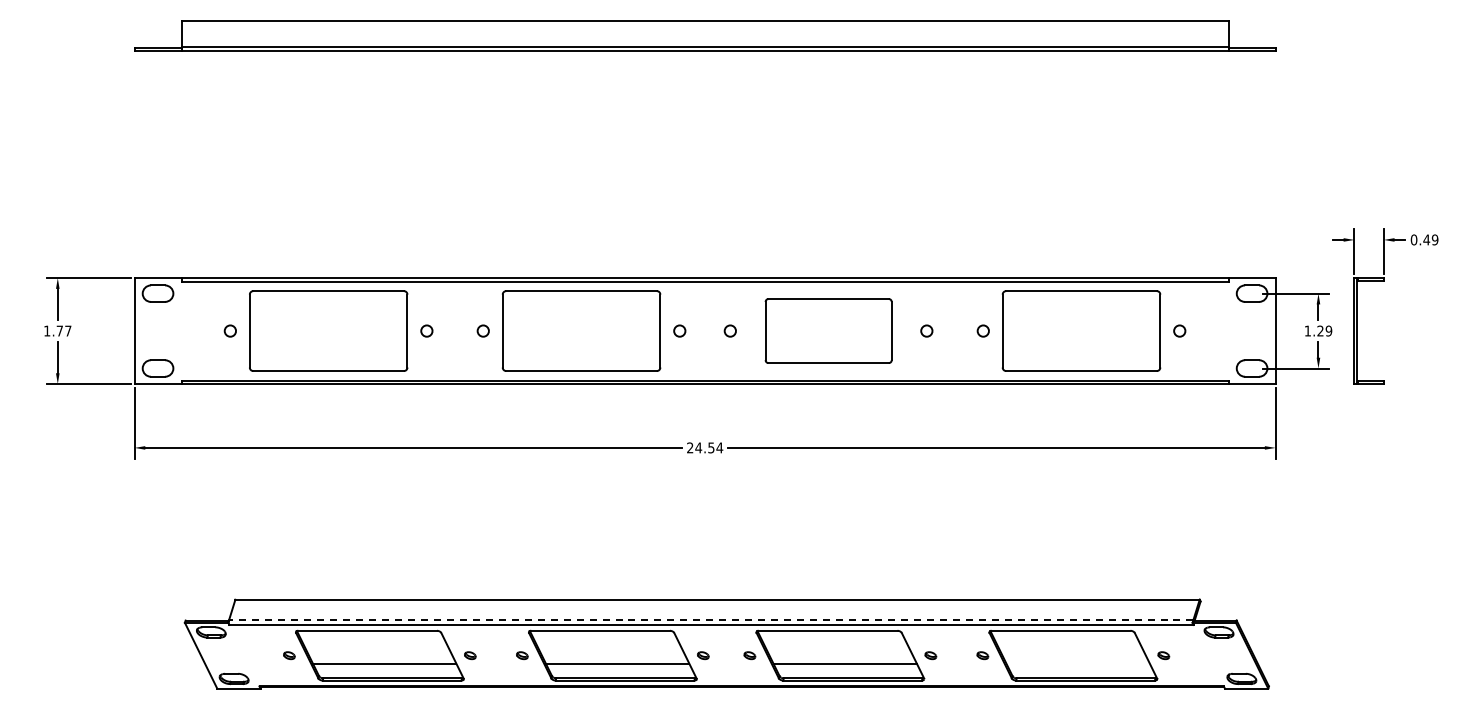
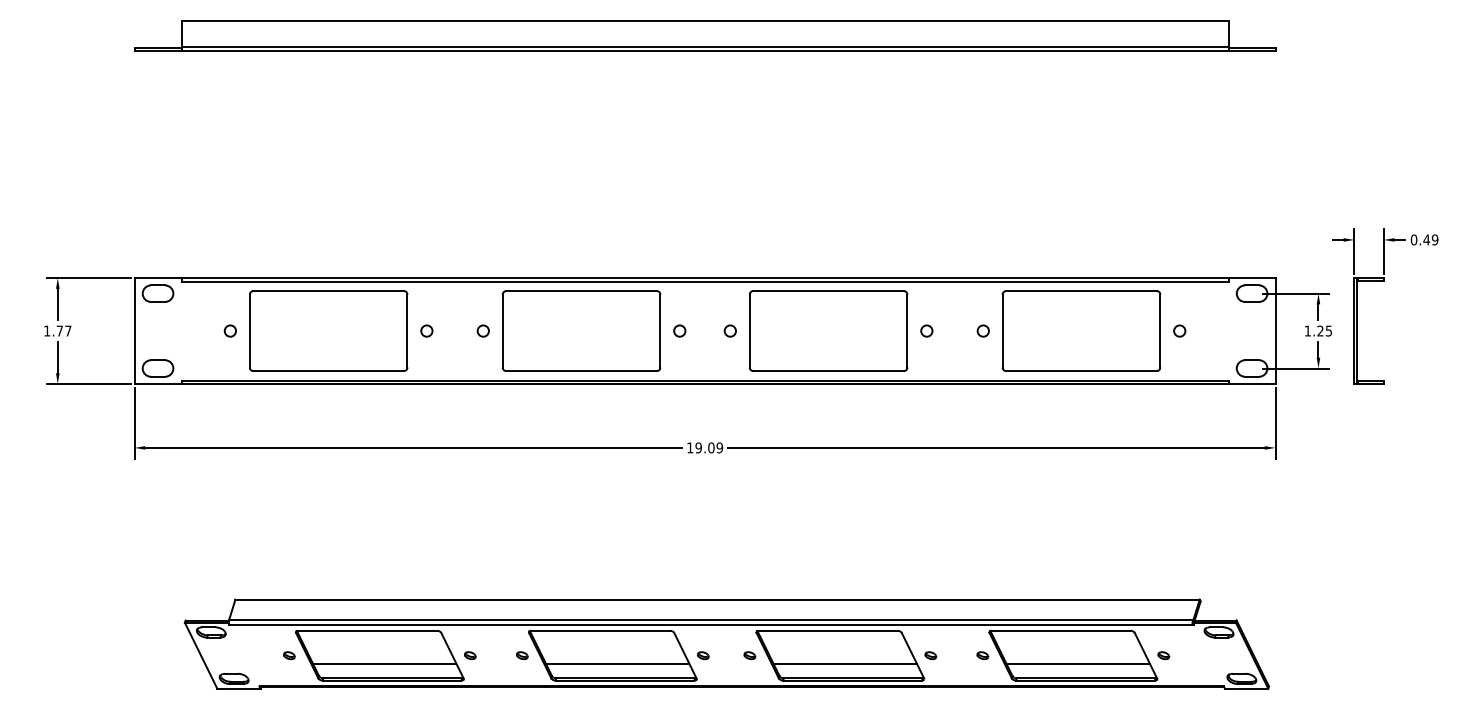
part size: 129x66 px -> 160x82 px (828, 330)
text: 1.29 -> 1.25 (1328, 330)
text: 24.54 -> 19.09 (705, 447)
line: dashed -> solid (710, 619)
line: none -> present (1077, 663)
